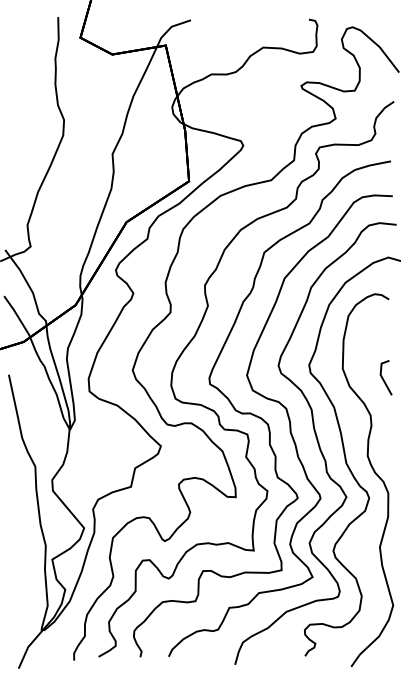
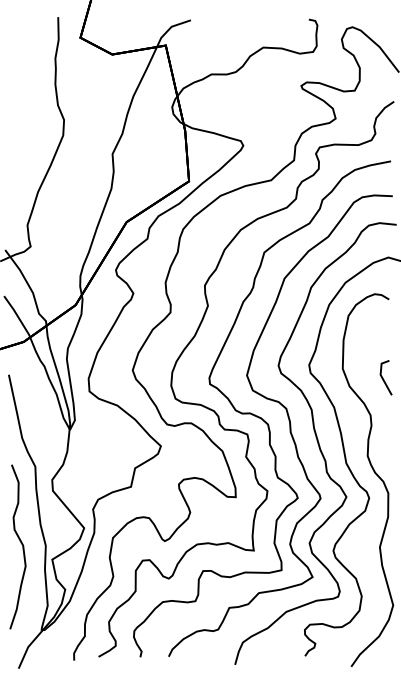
curve: none -> present (21, 544)
